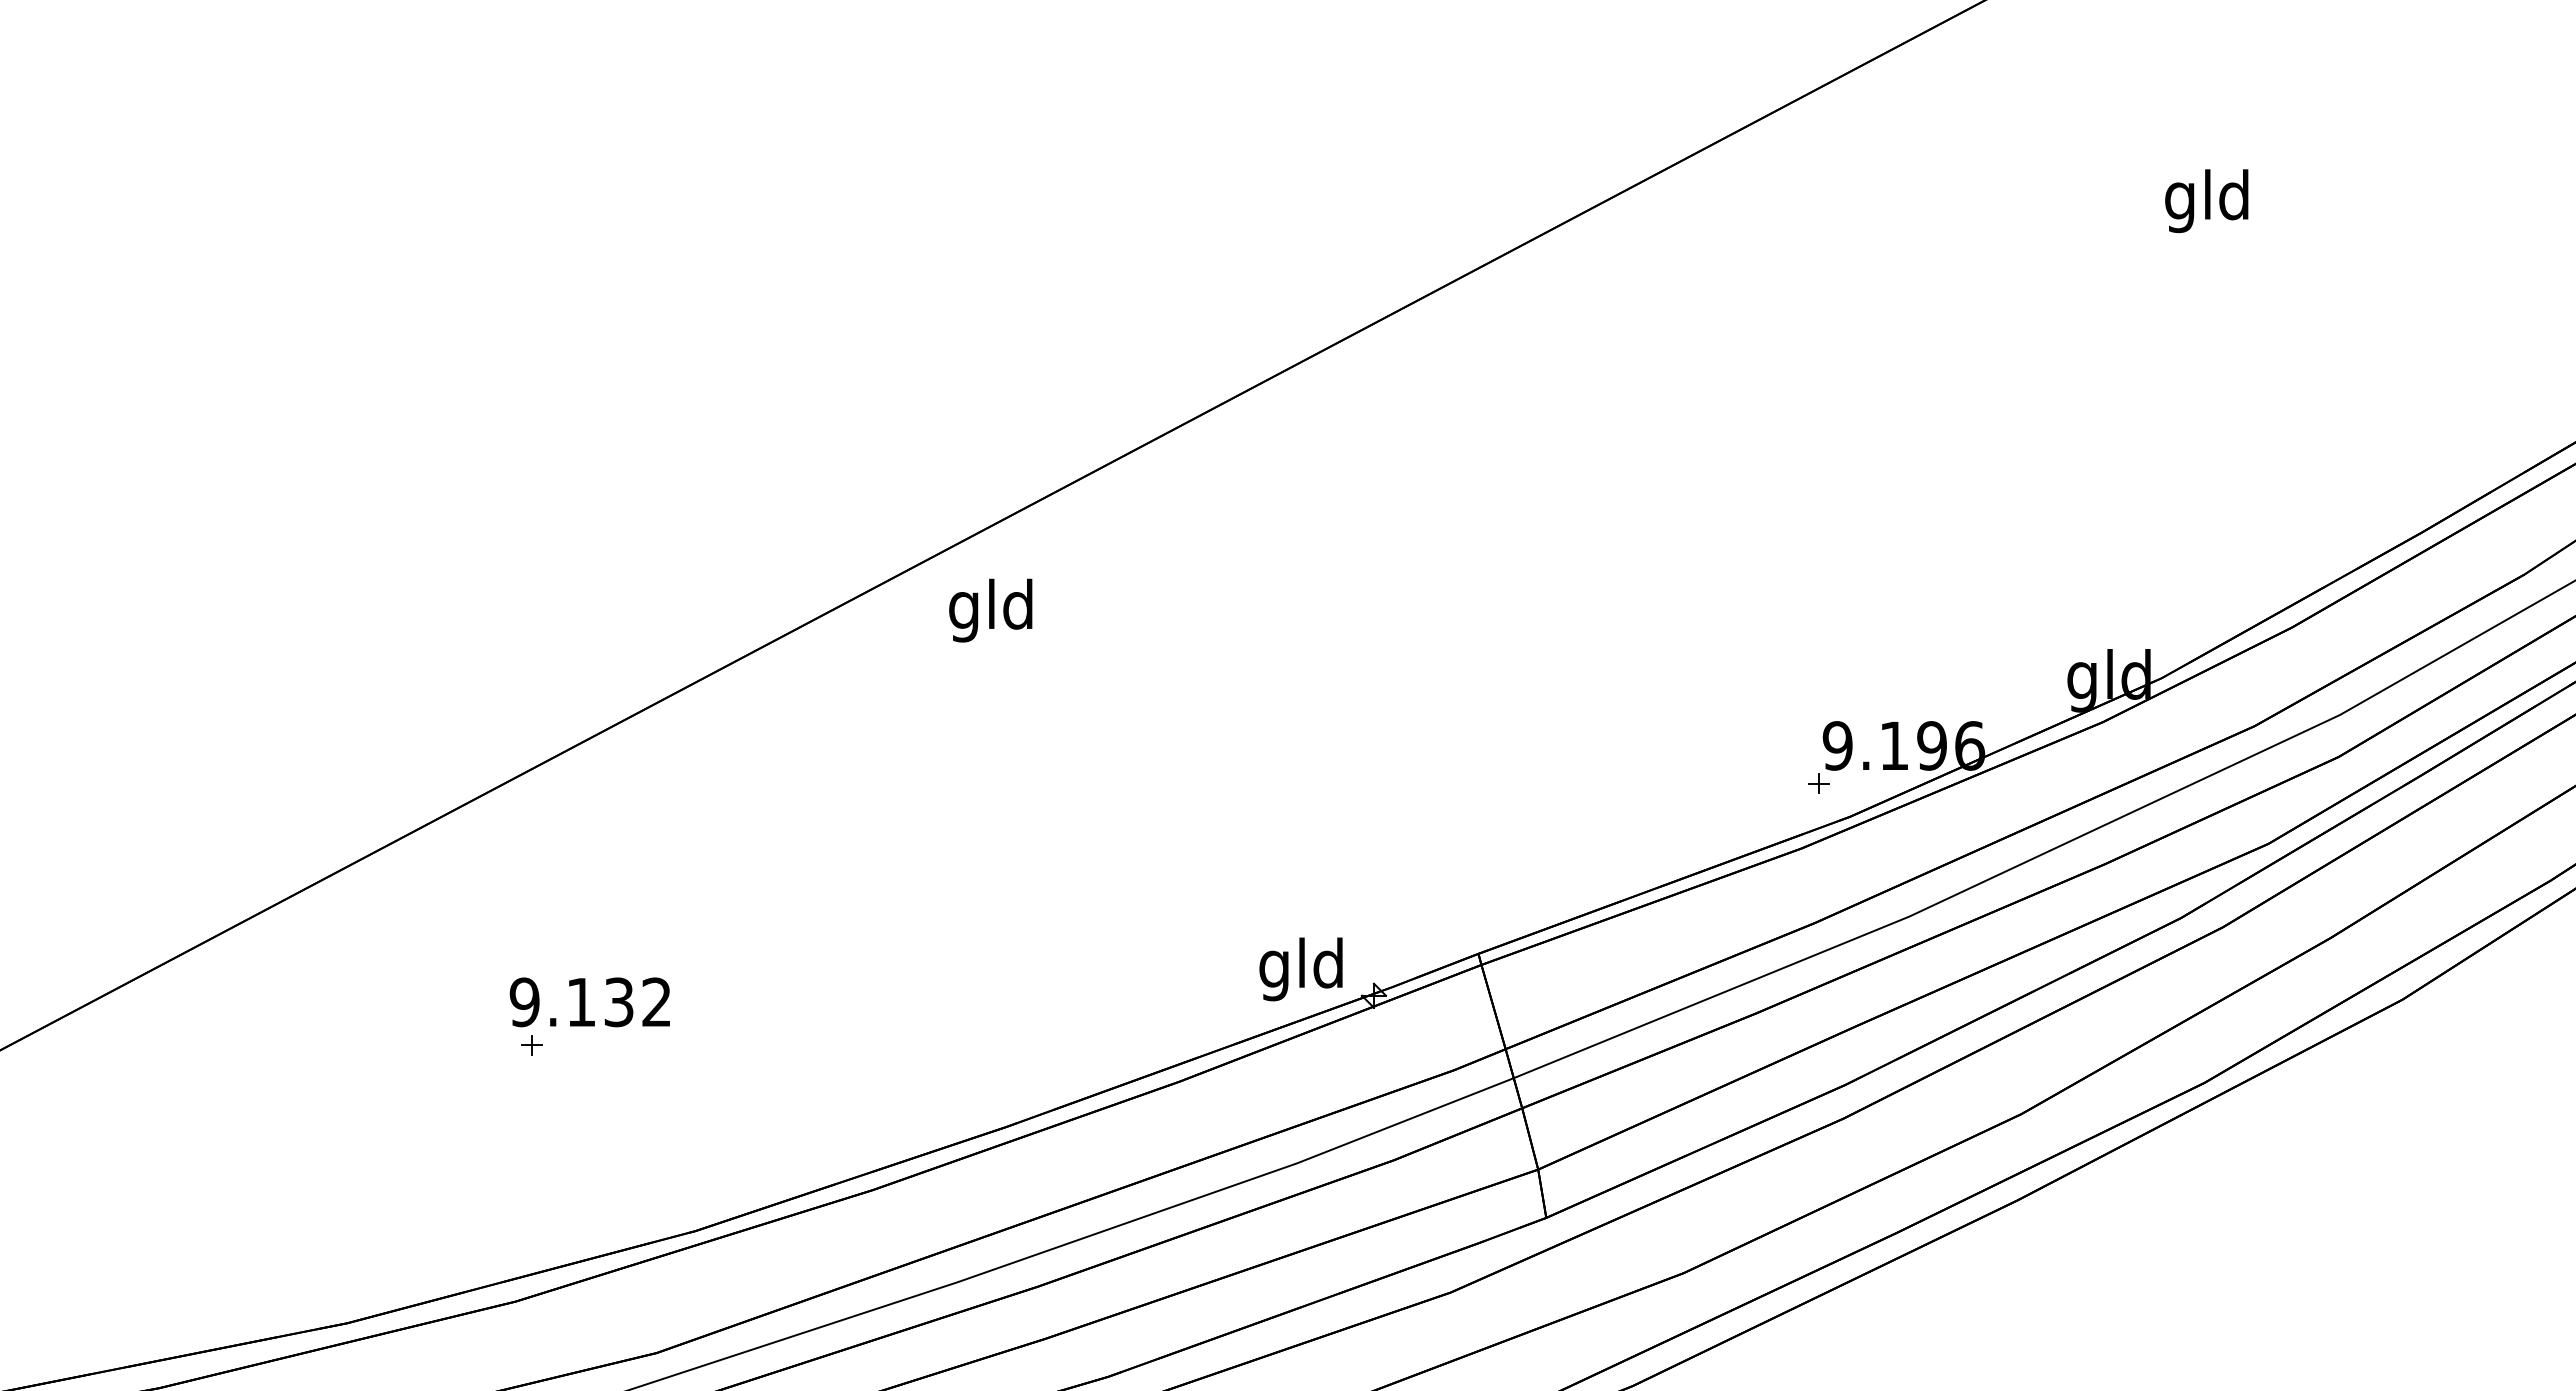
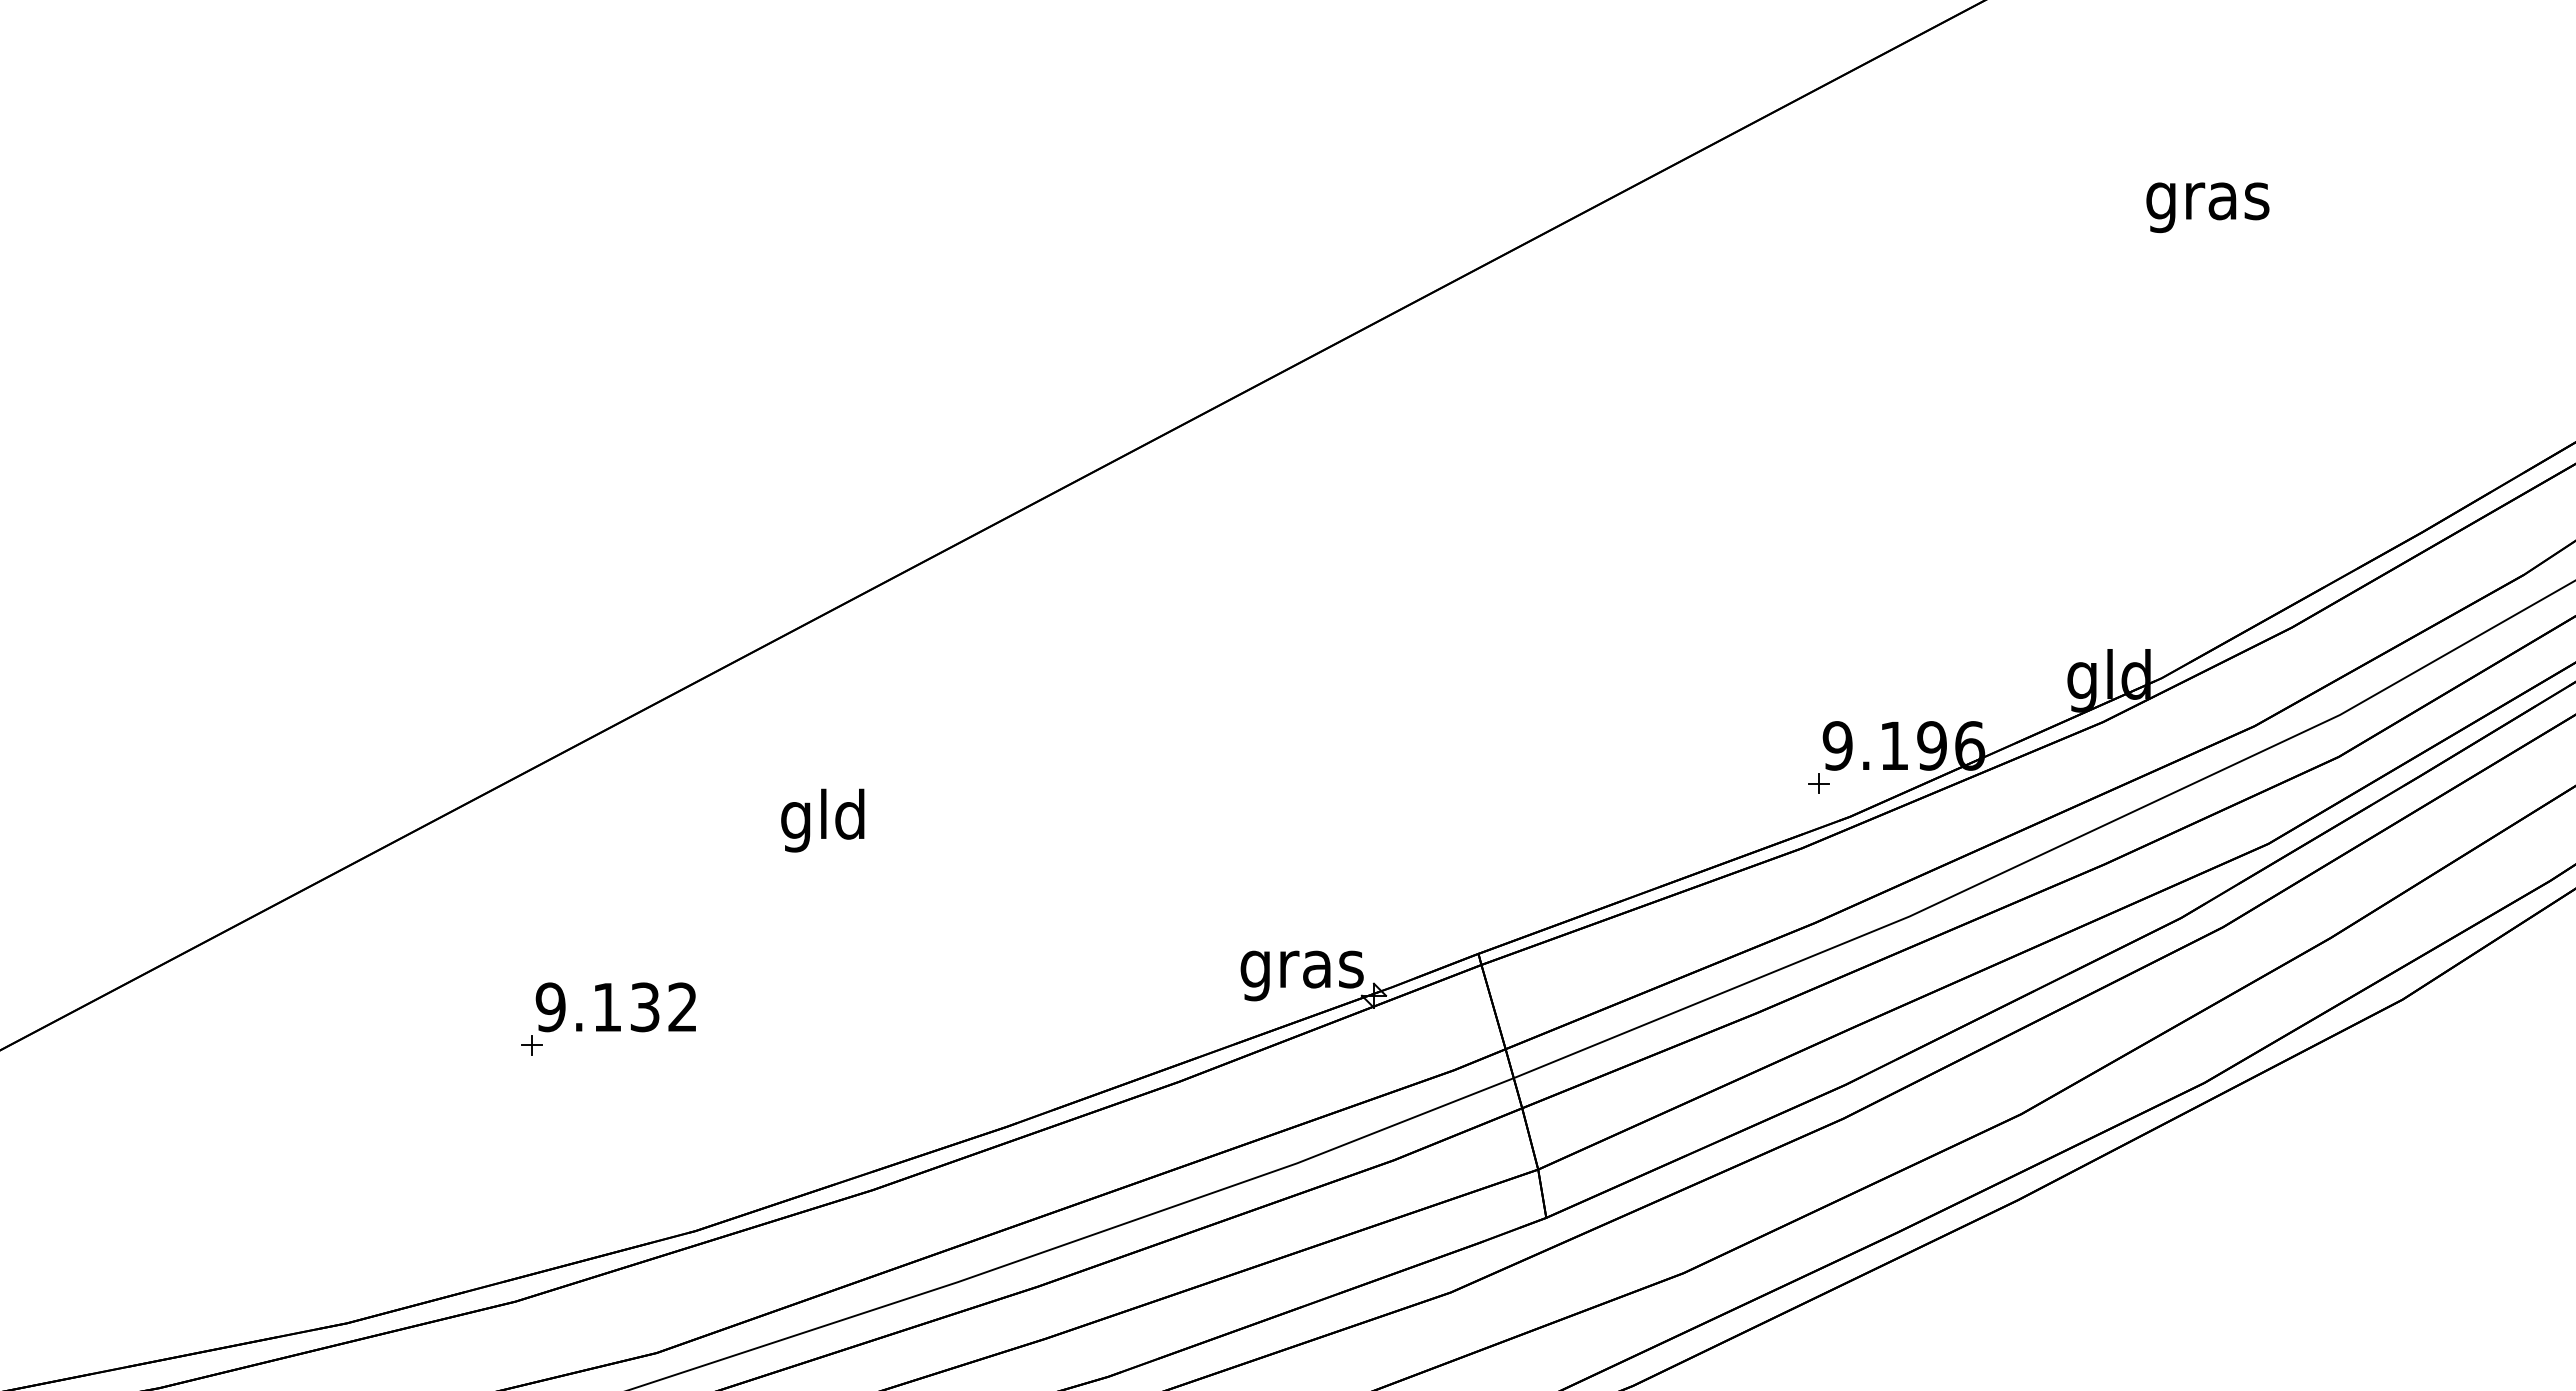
text: gld -> gras (2207, 201)
text position: (990, 610) -> (822, 820) (822, 820)
text: gld -> gras (1301, 969)
text position: (589, 1002) -> (615, 1007) (615, 1007)
